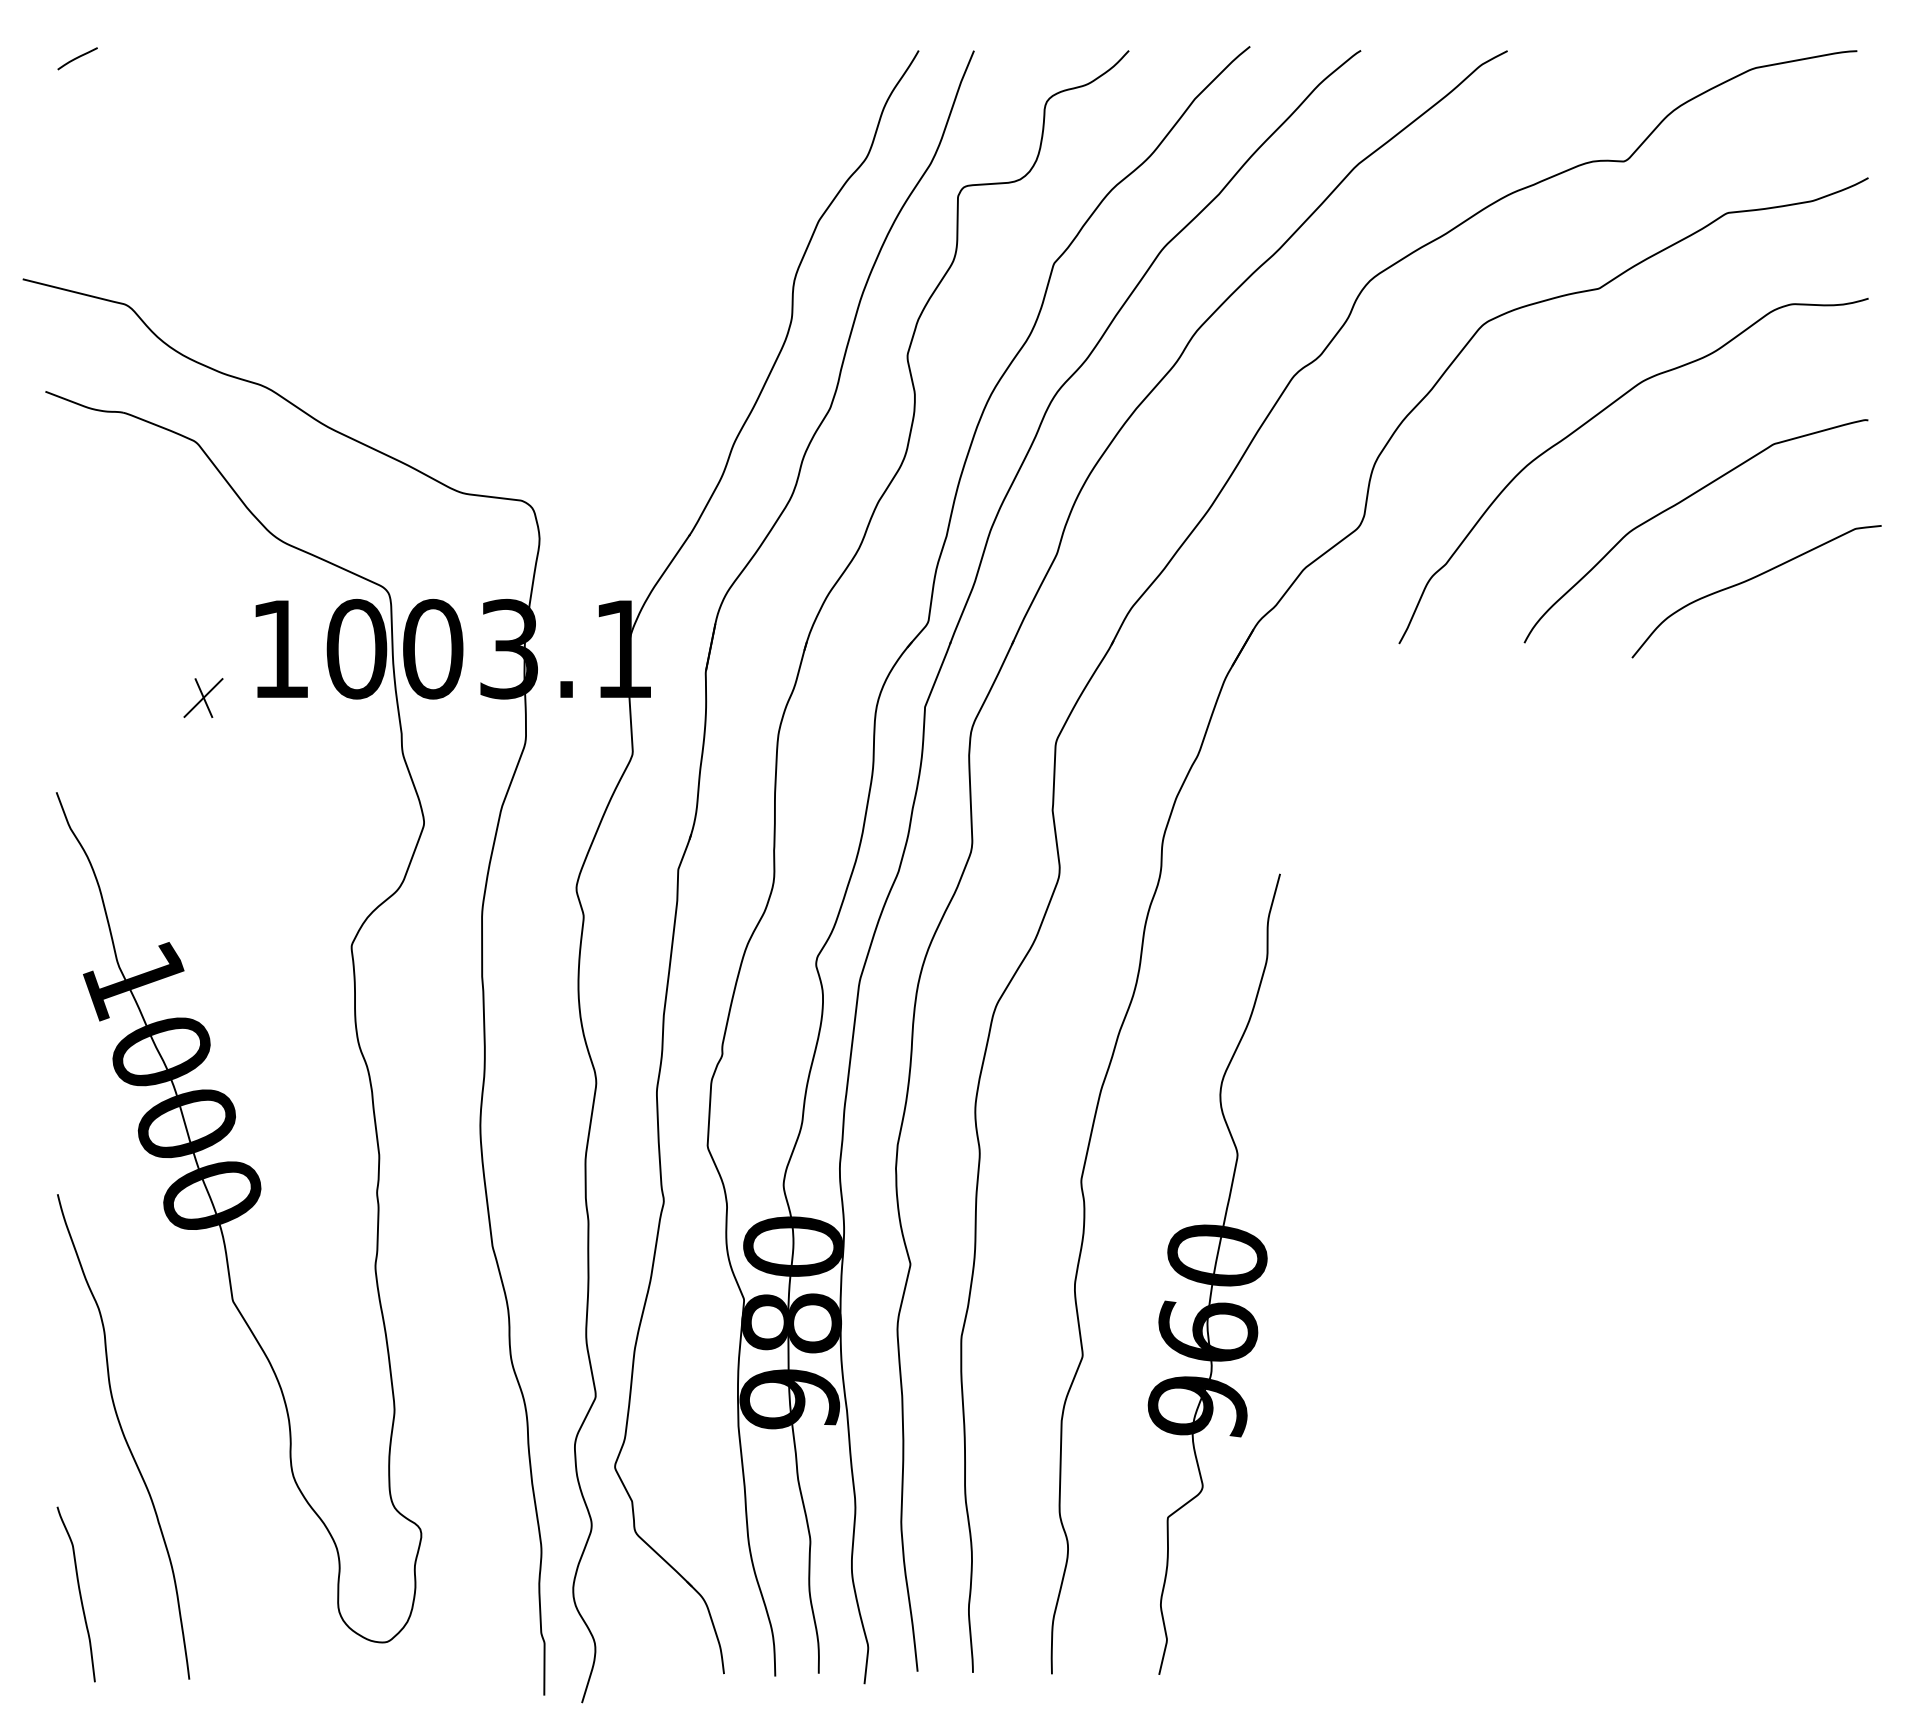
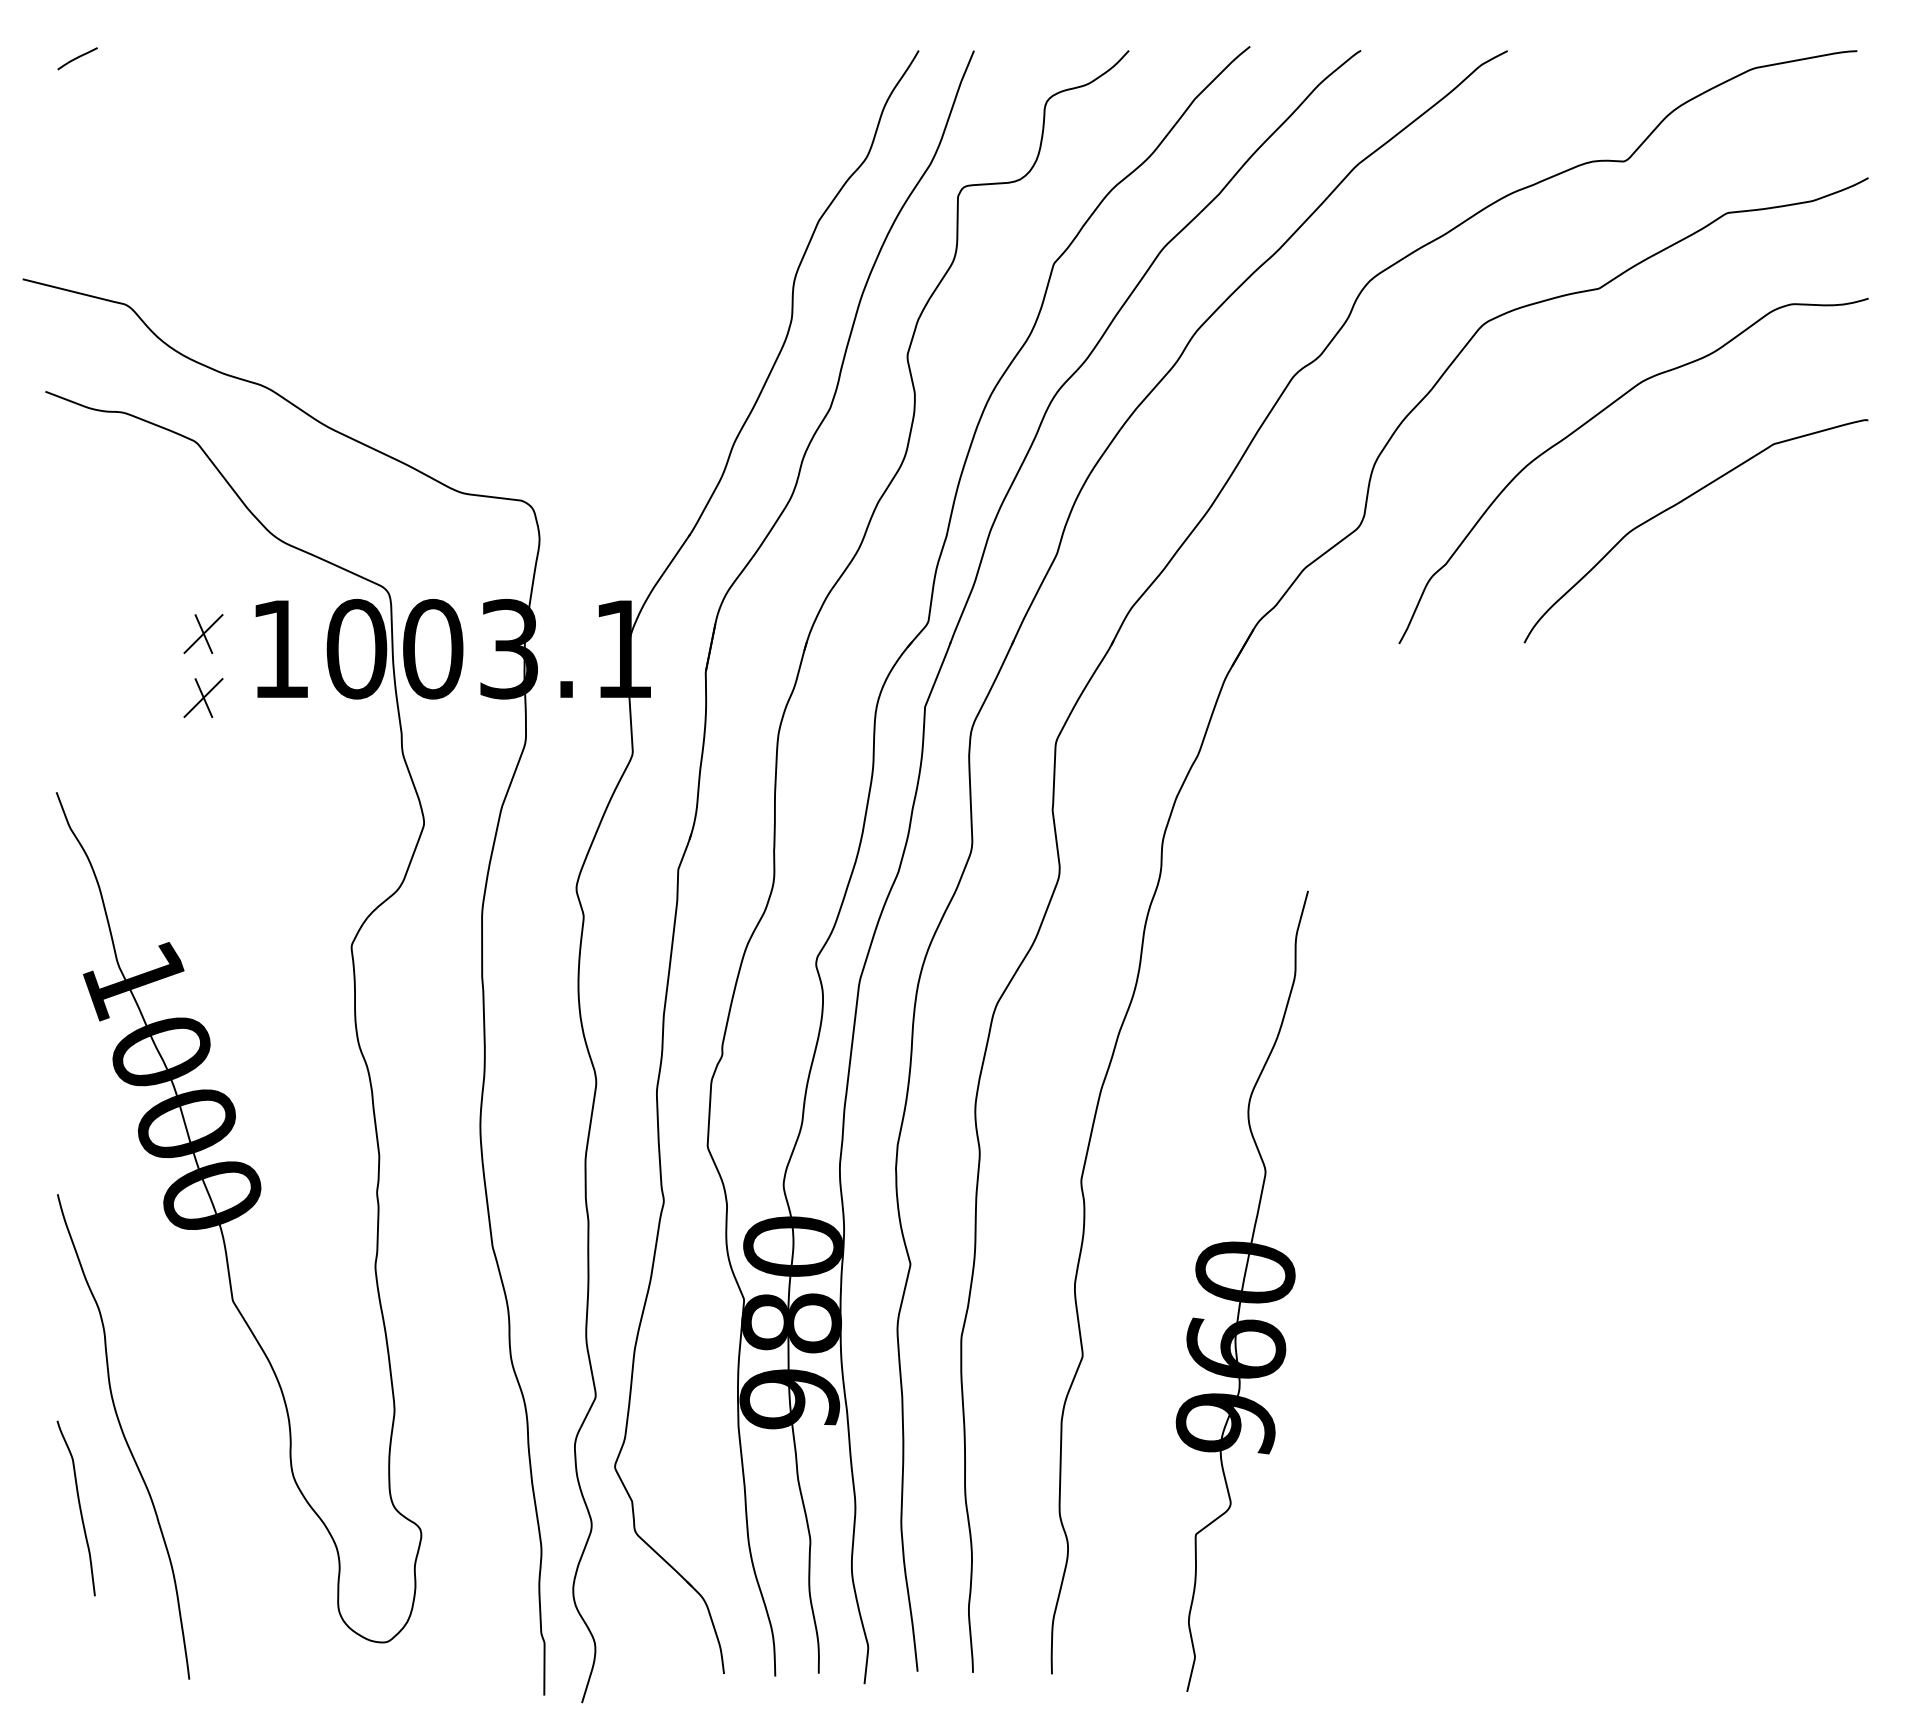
curve: present -> none (1750, 580)
part: none -> present (203, 633)
part position: (1213, 1273) -> (1241, 1290) (1241, 1290)
curve position: (79, 1594) -> (79, 1508) (79, 1508)
